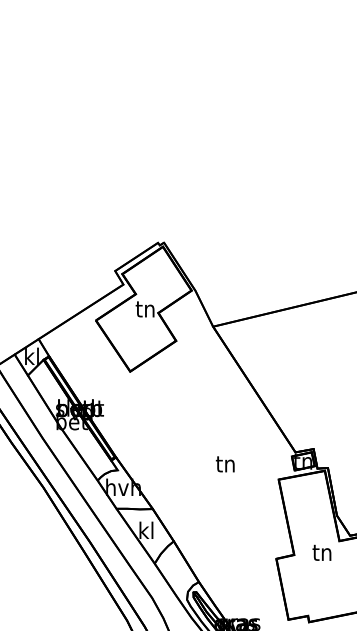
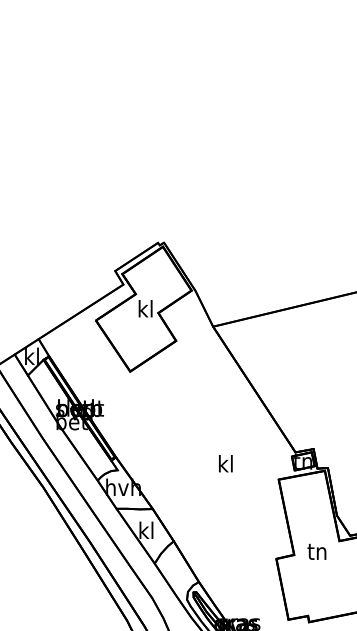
text: tn -> kl (144, 308)
text: tn -> kl (224, 463)
text position: (321, 552) -> (316, 551) (316, 551)
